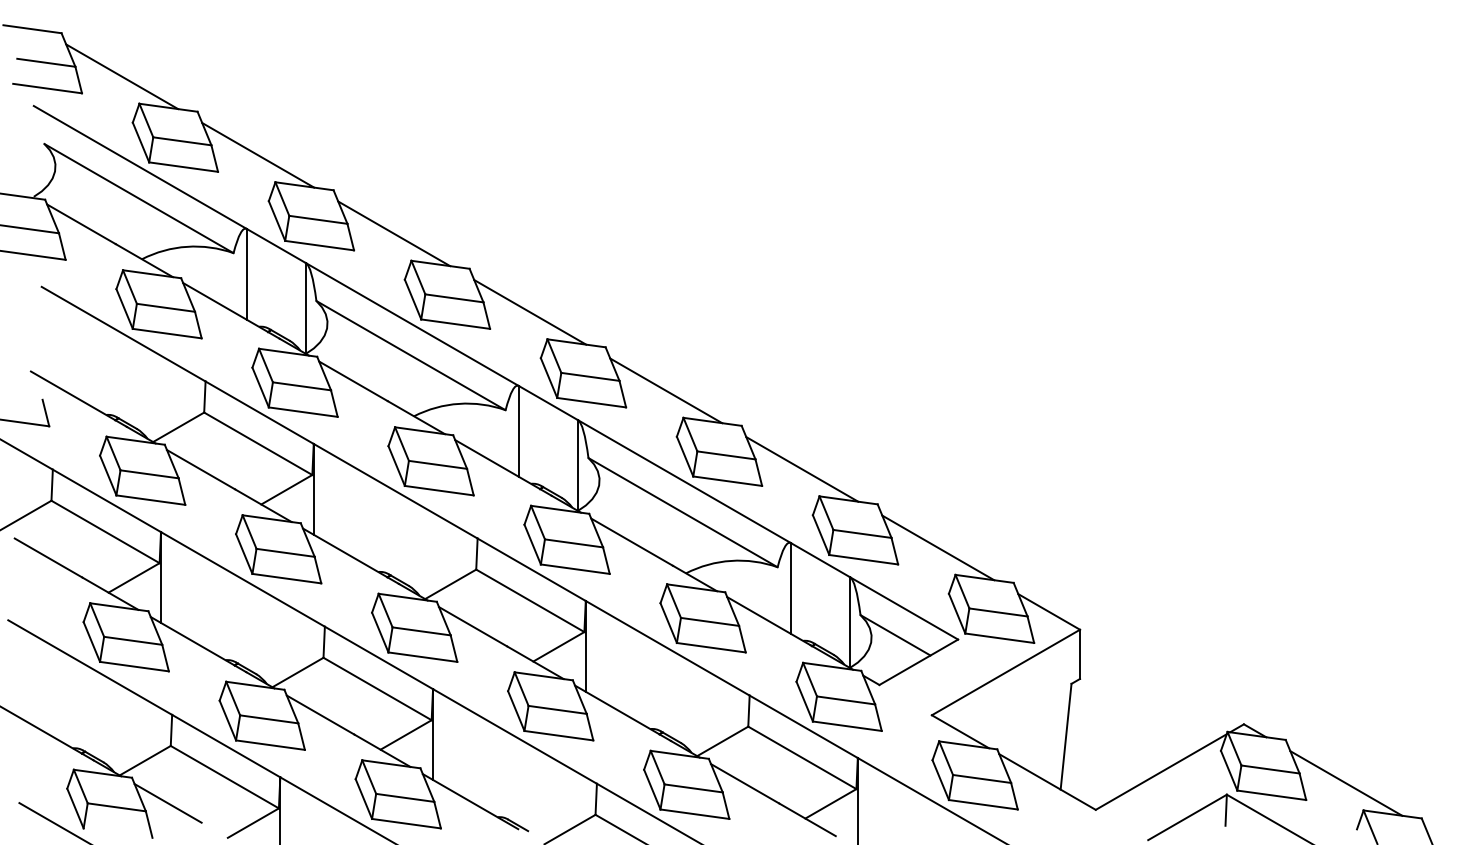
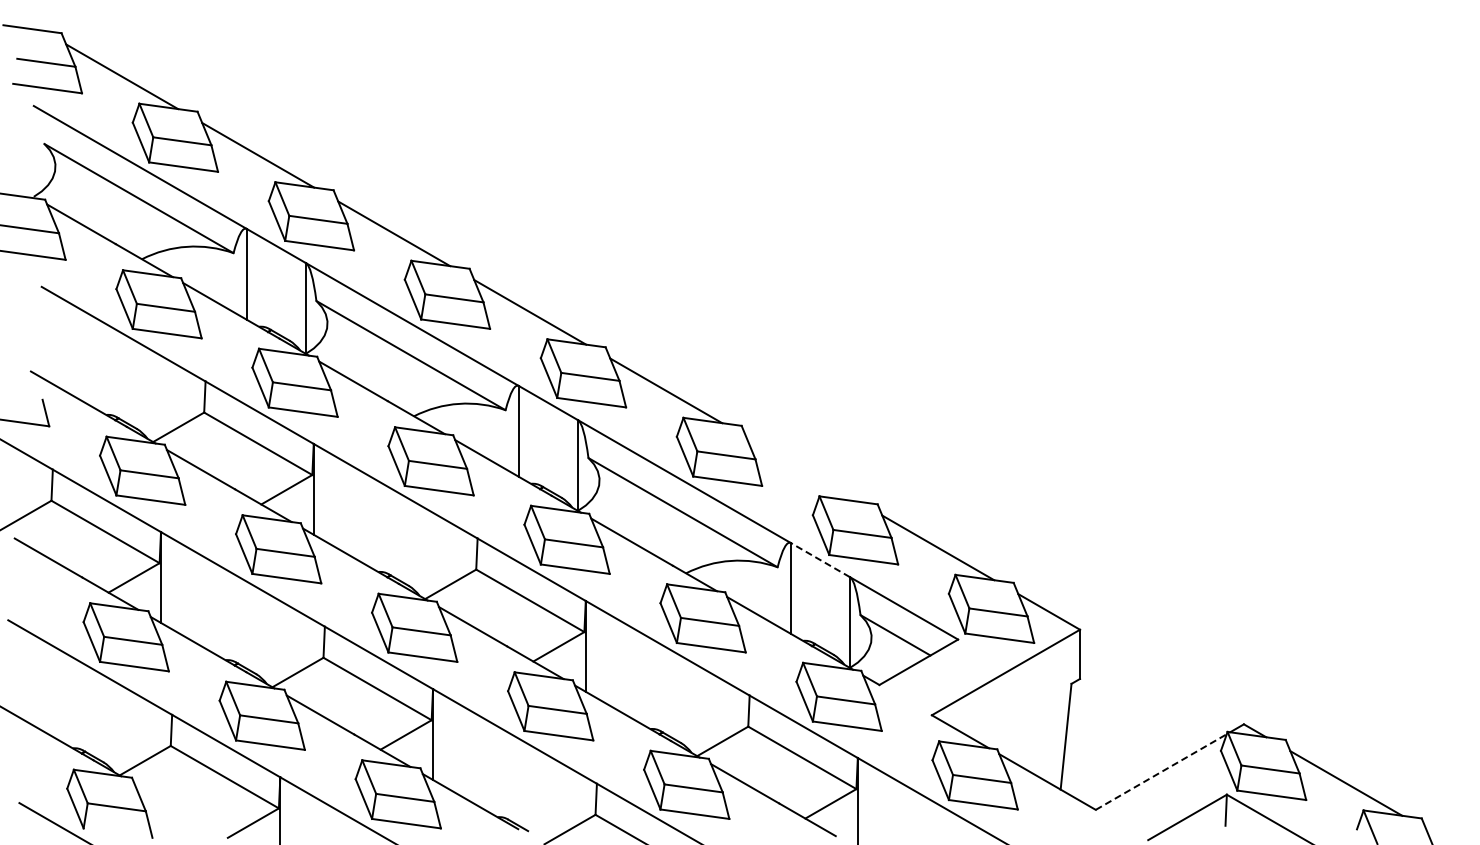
line: present -> none (802, 469)
line: solid -> dashed (820, 559)
line: solid -> dashed (1161, 772)
line: present -> none (167, 803)
